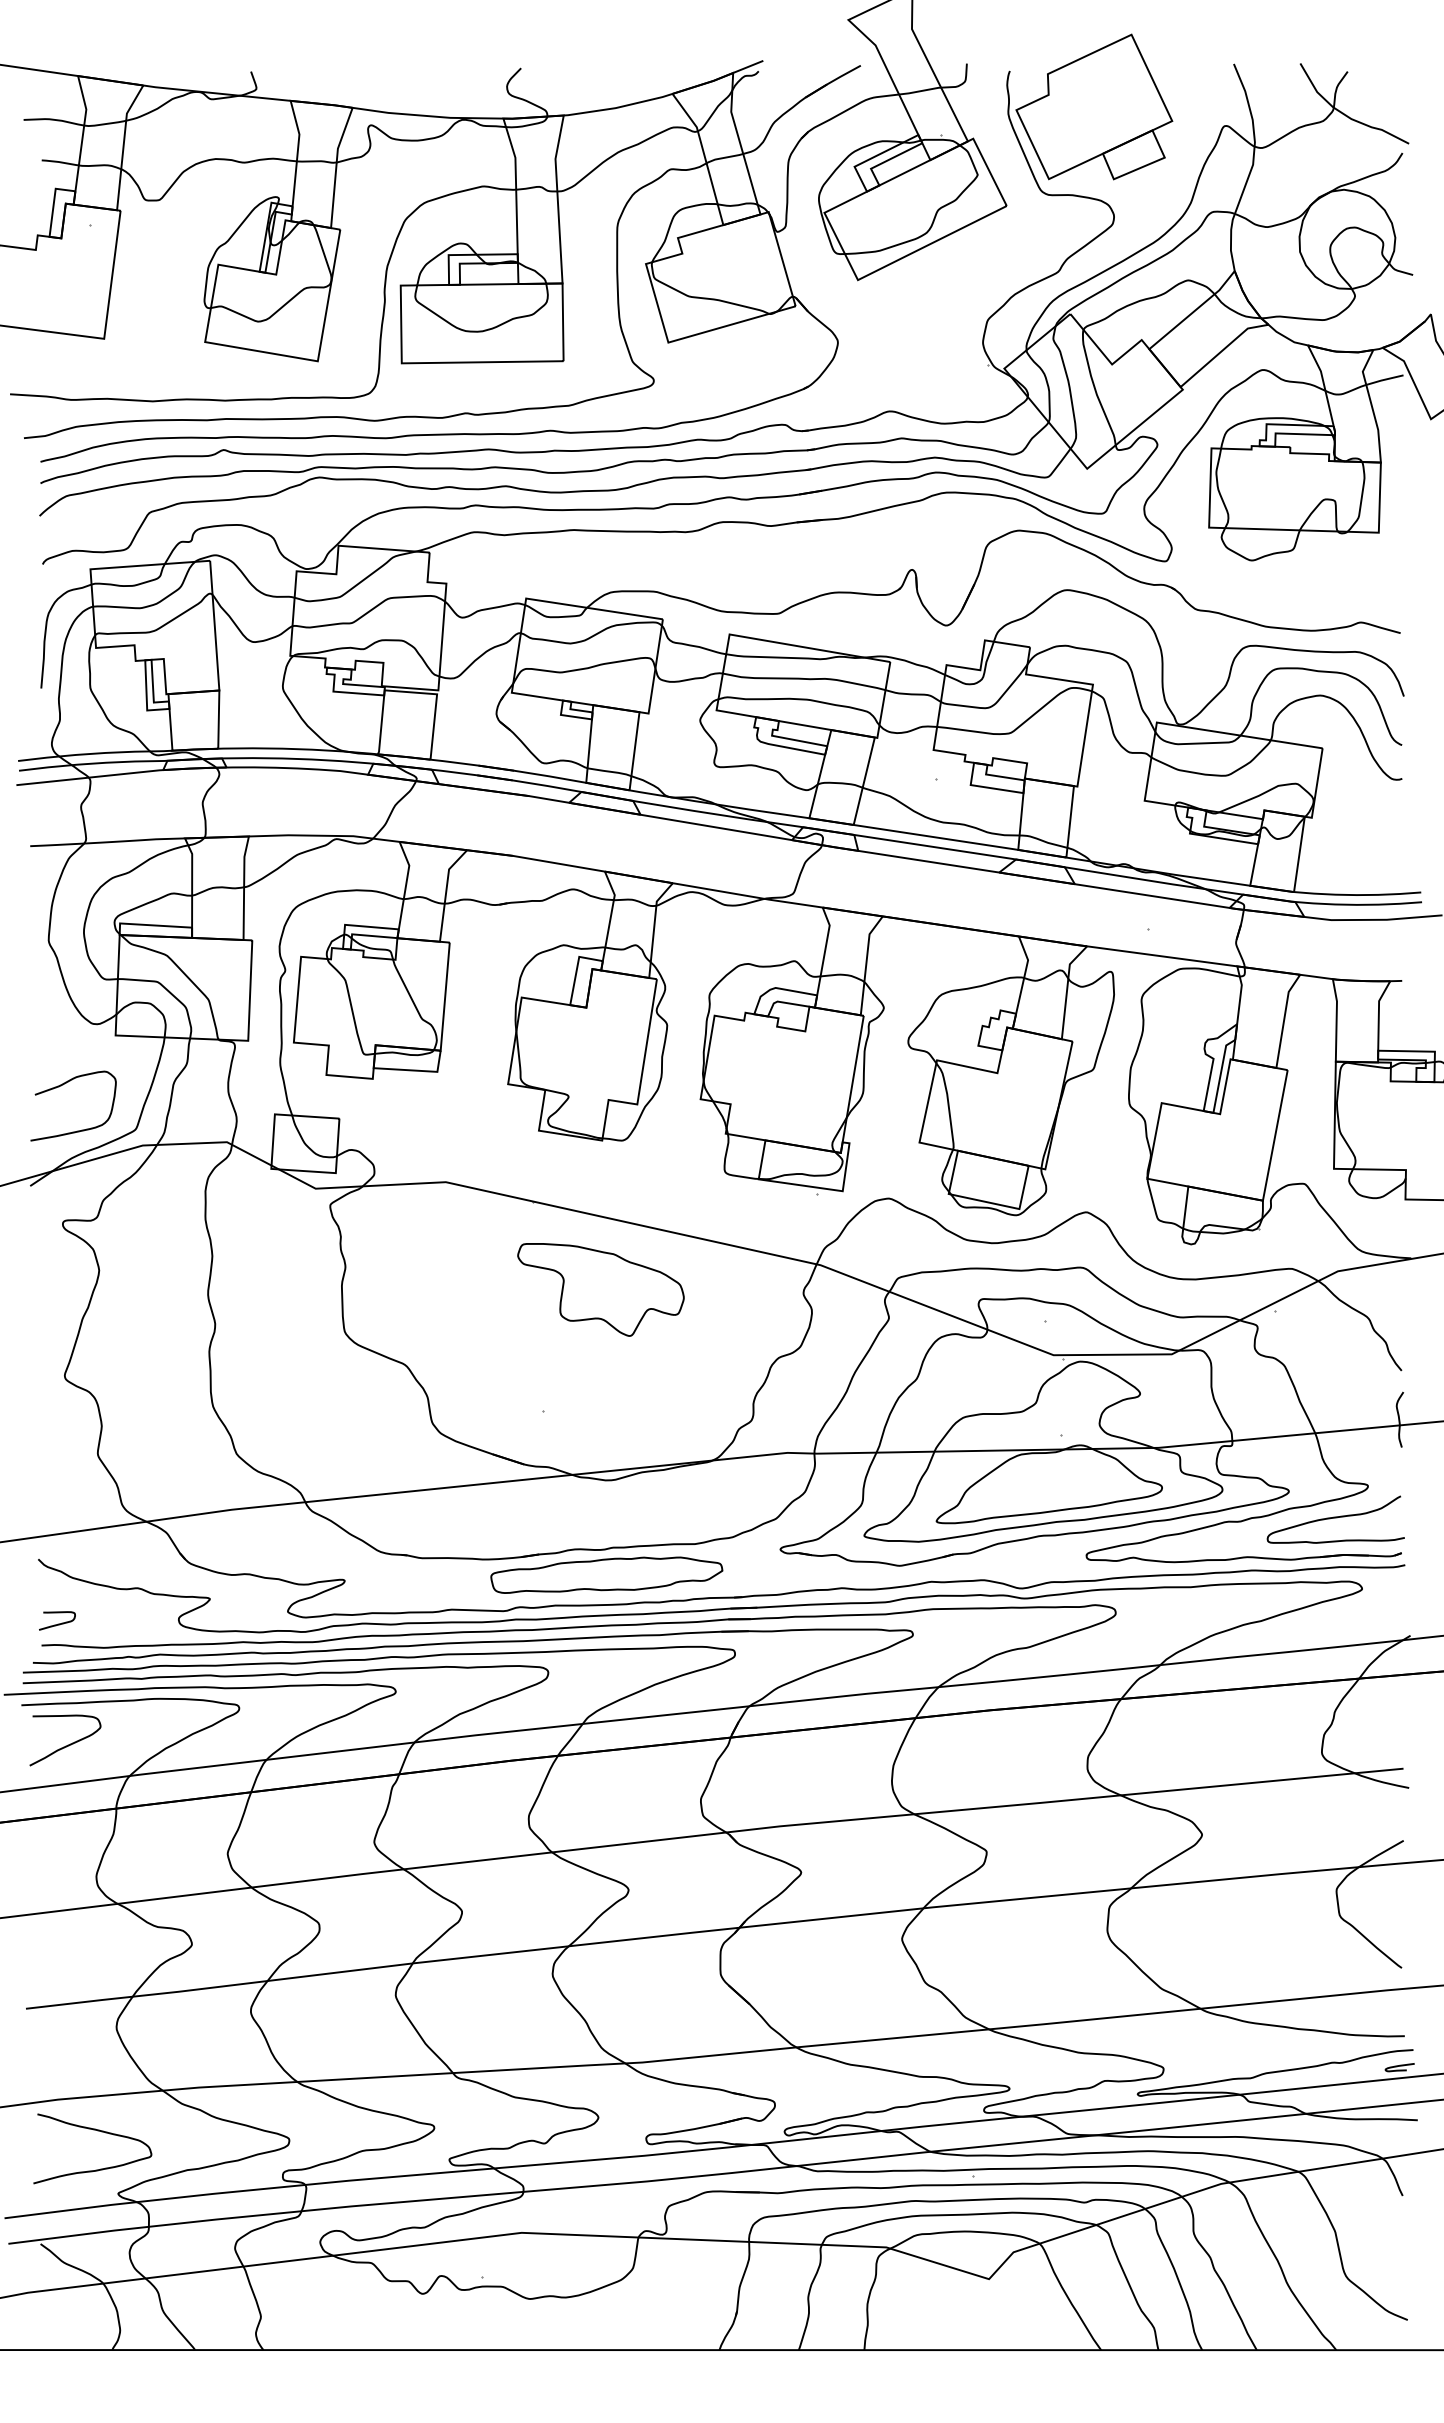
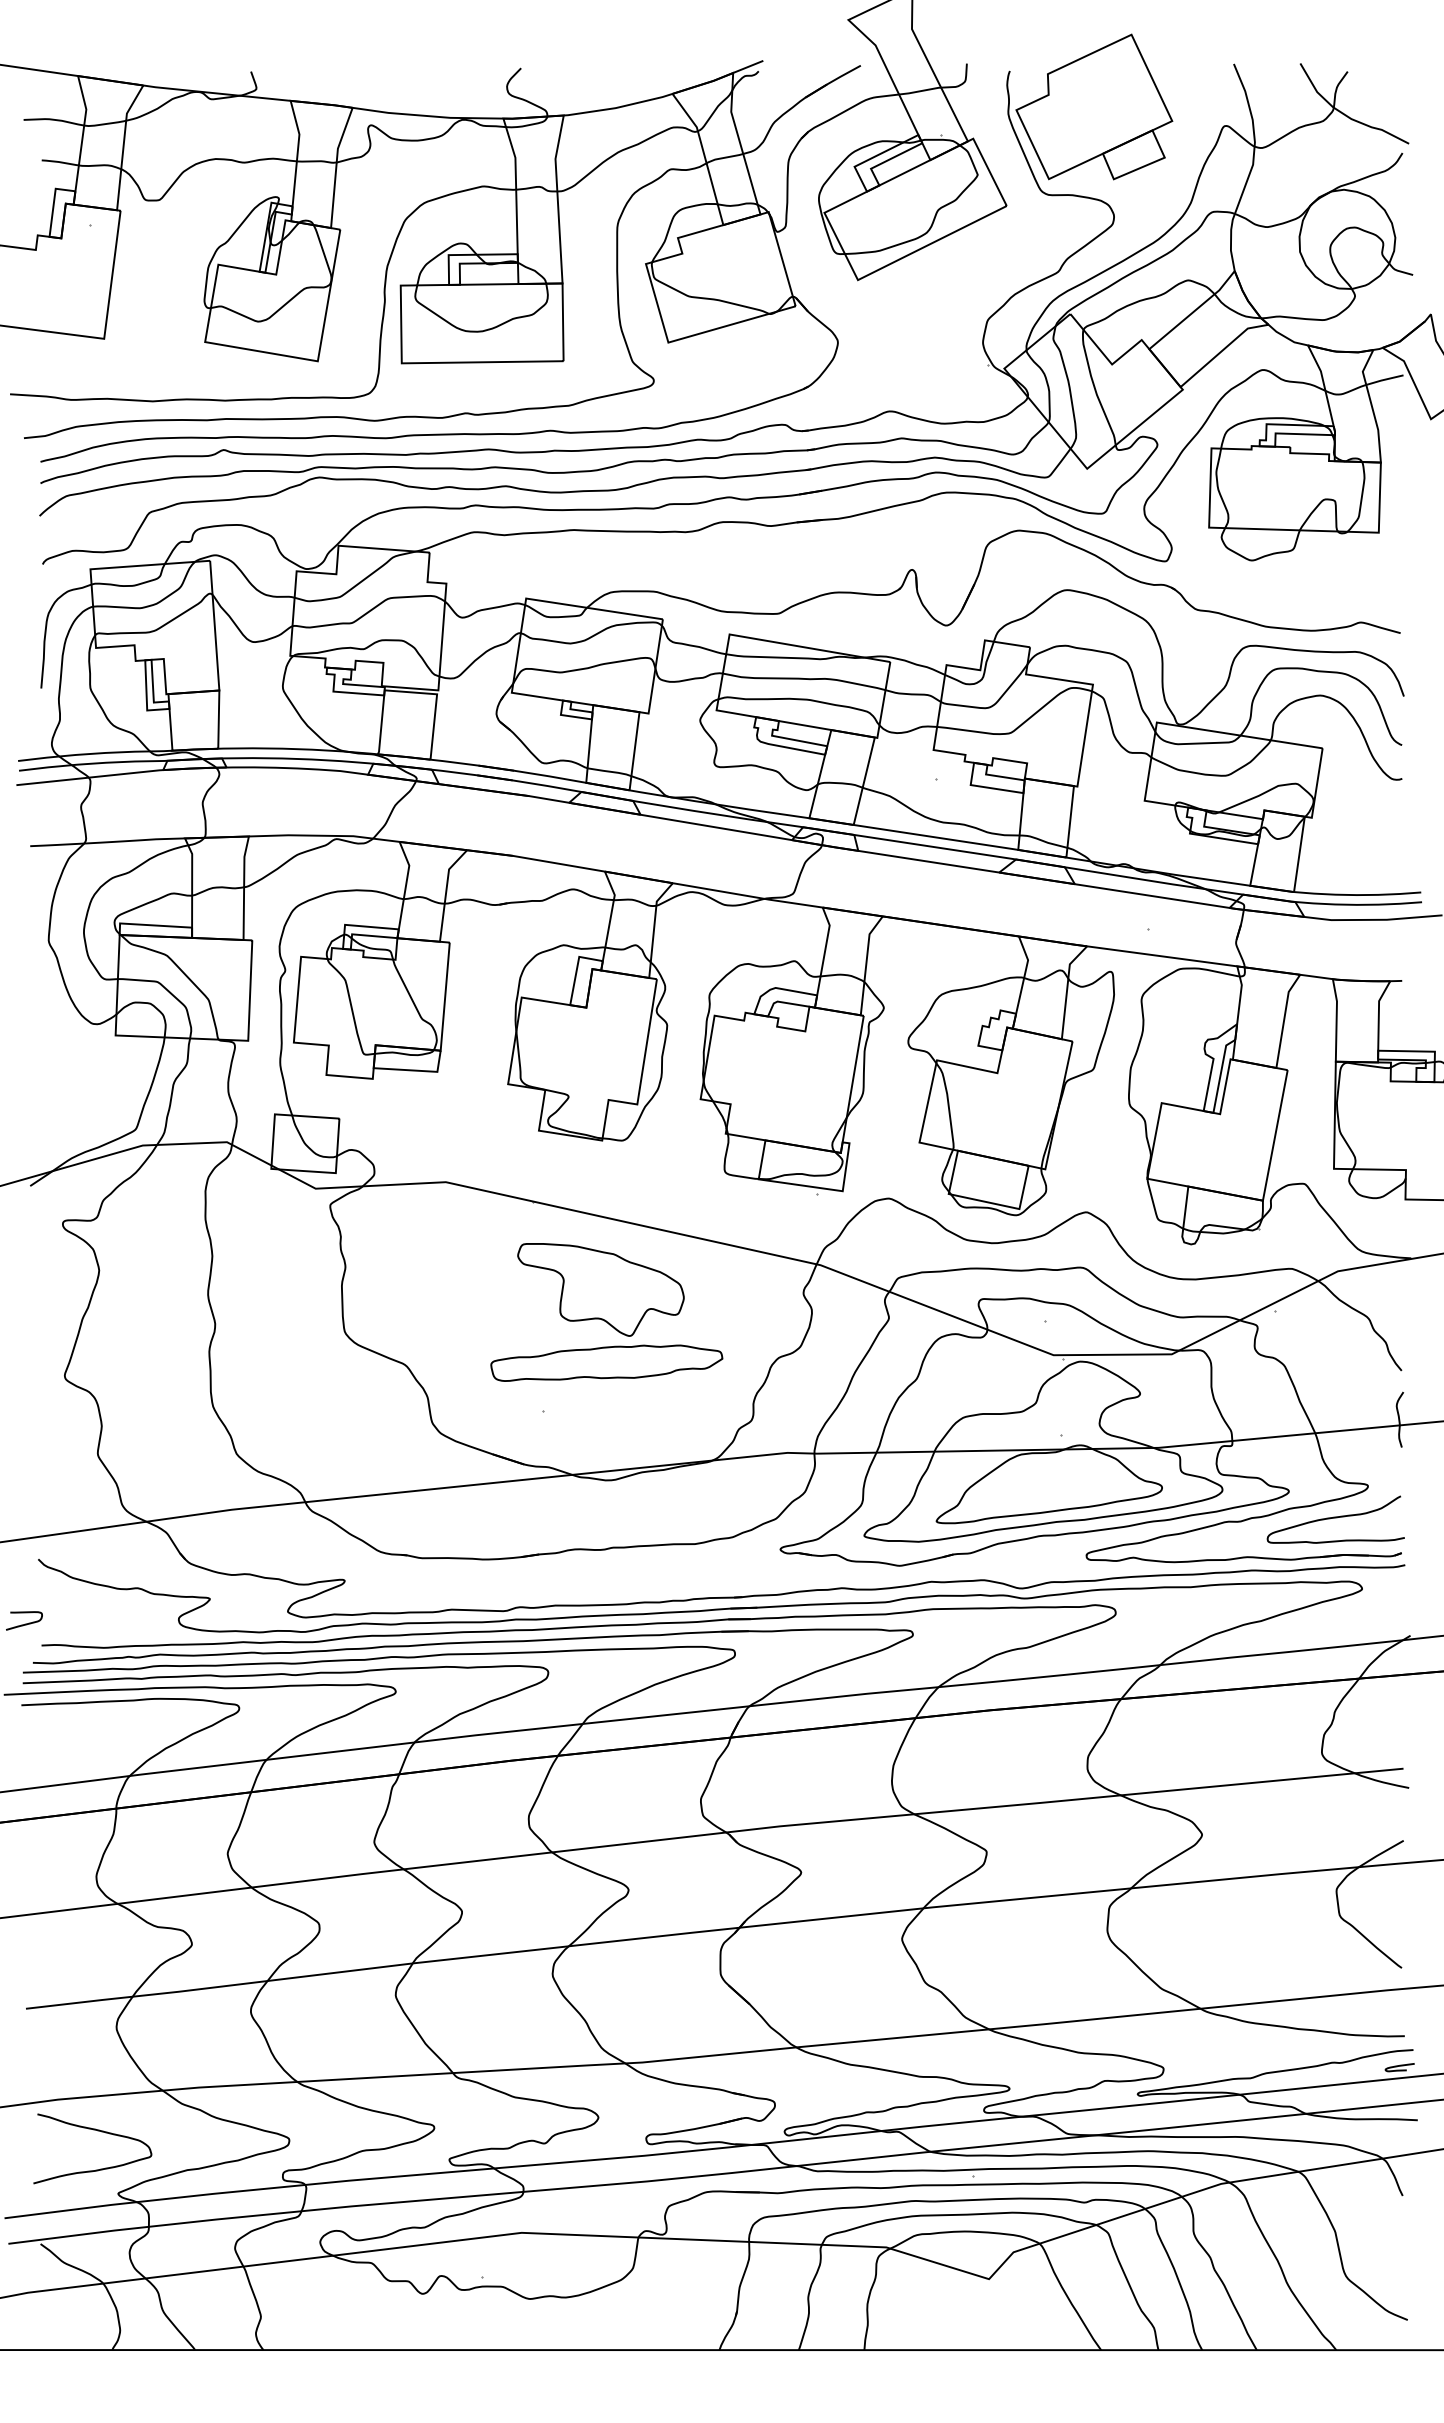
curve: present -> none (63, 1085)
part position: (606, 1574) -> (606, 1362) (606, 1362)
curve position: (58, 1623) -> (25, 1623) (25, 1623)
curve: present -> none (68, 1744)
